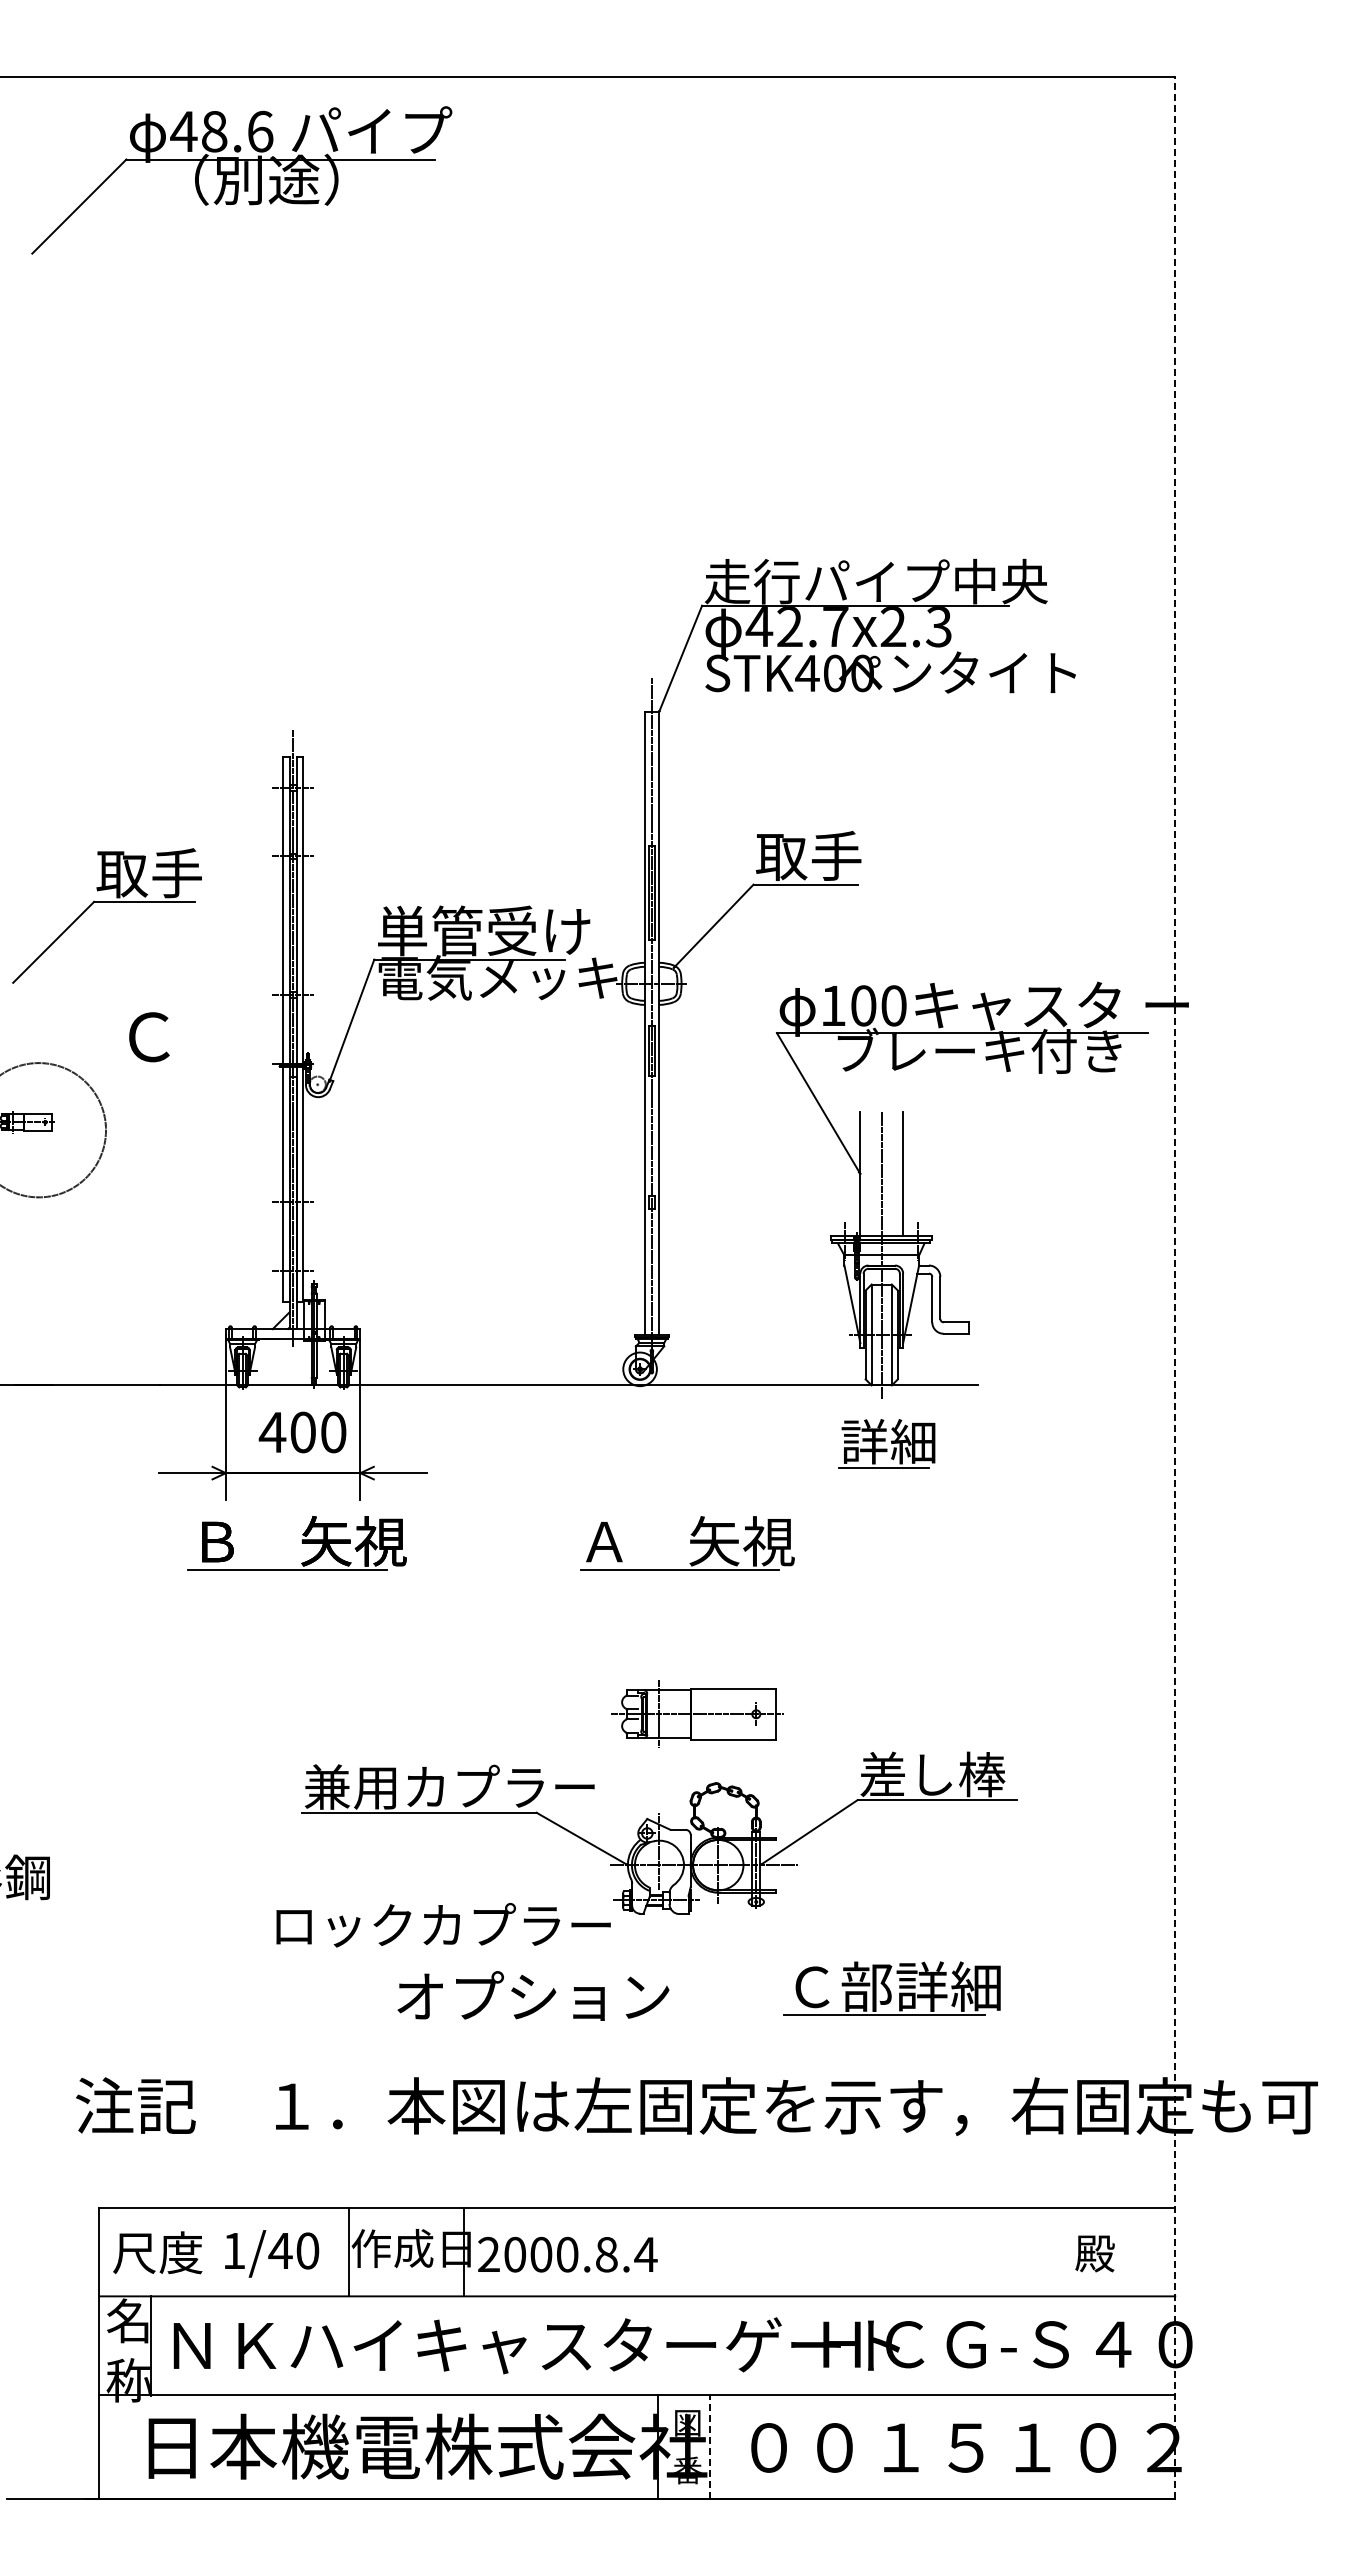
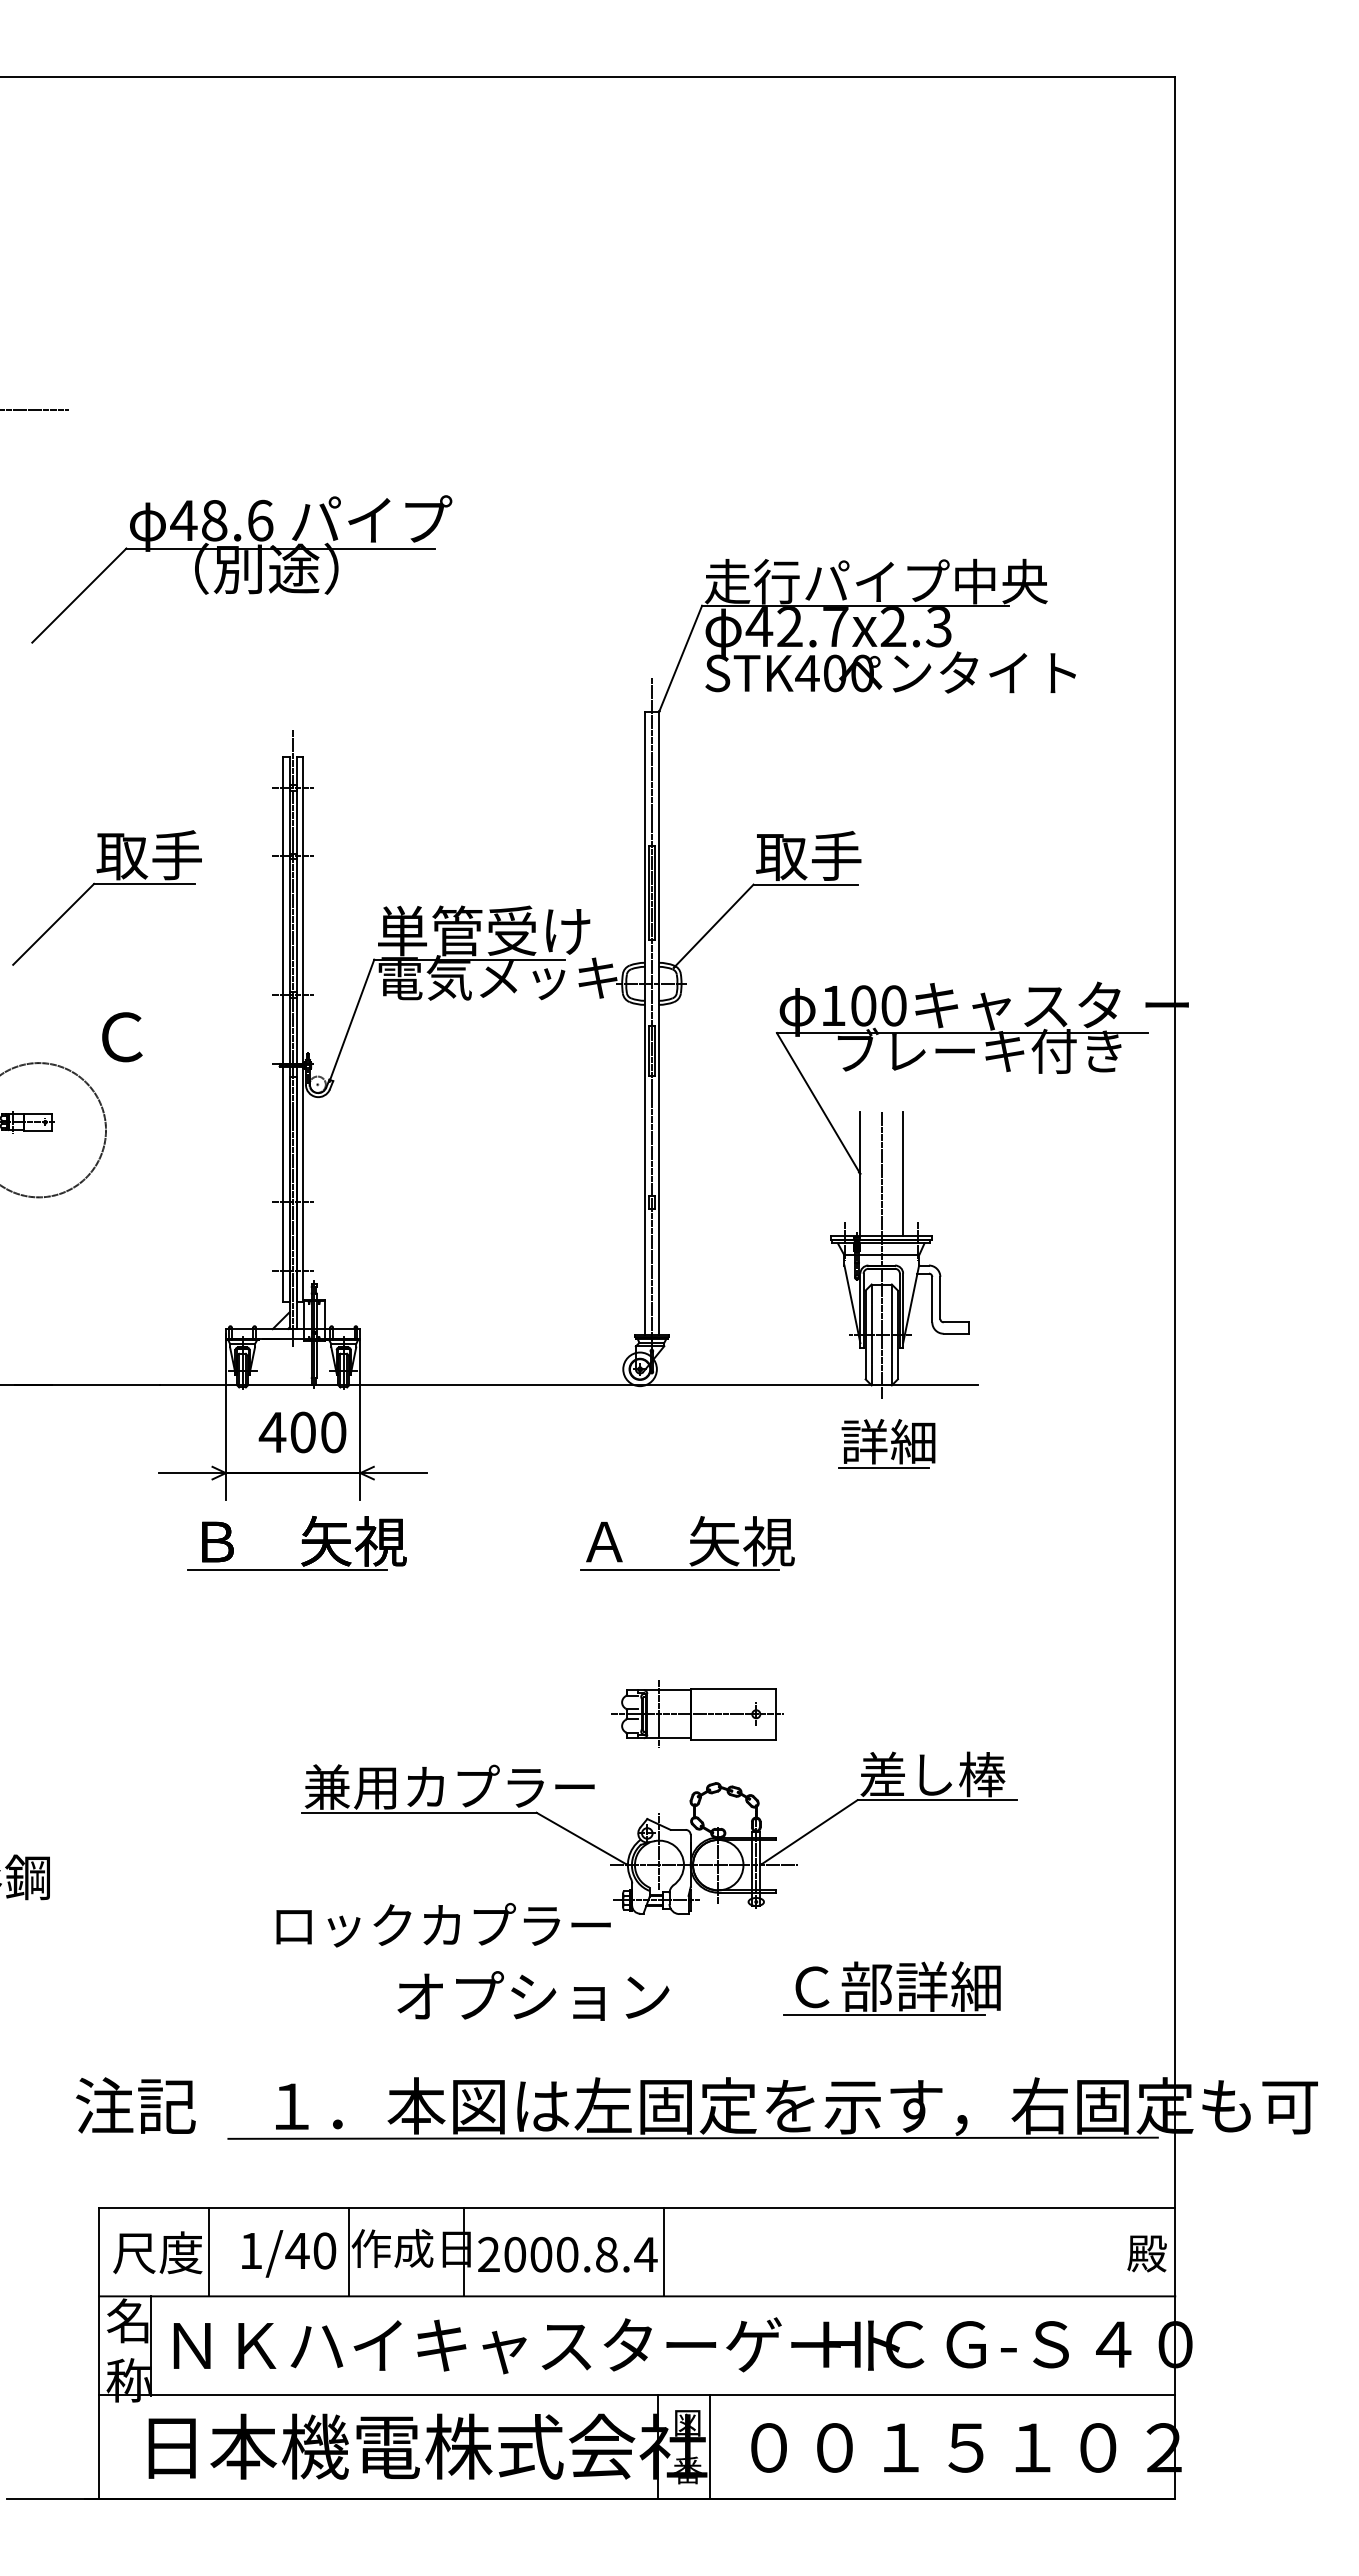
part position: (241, 180) -> (241, 569) (241, 569)
line: none -> present (35, 409)
part position: (106, 902) -> (106, 884) (106, 884)
text position: (149, 1037) -> (122, 1037) (122, 1037)
line: dashed -> solid (1175, 1288)
line: none -> present (692, 2137)
line: none -> present (209, 2251)
line: none -> present (663, 2251)
text position: (272, 2253) -> (289, 2253) (289, 2253)
text position: (1094, 2253) -> (1146, 2253) (1146, 2253)
line: dashed -> solid (709, 2447)
